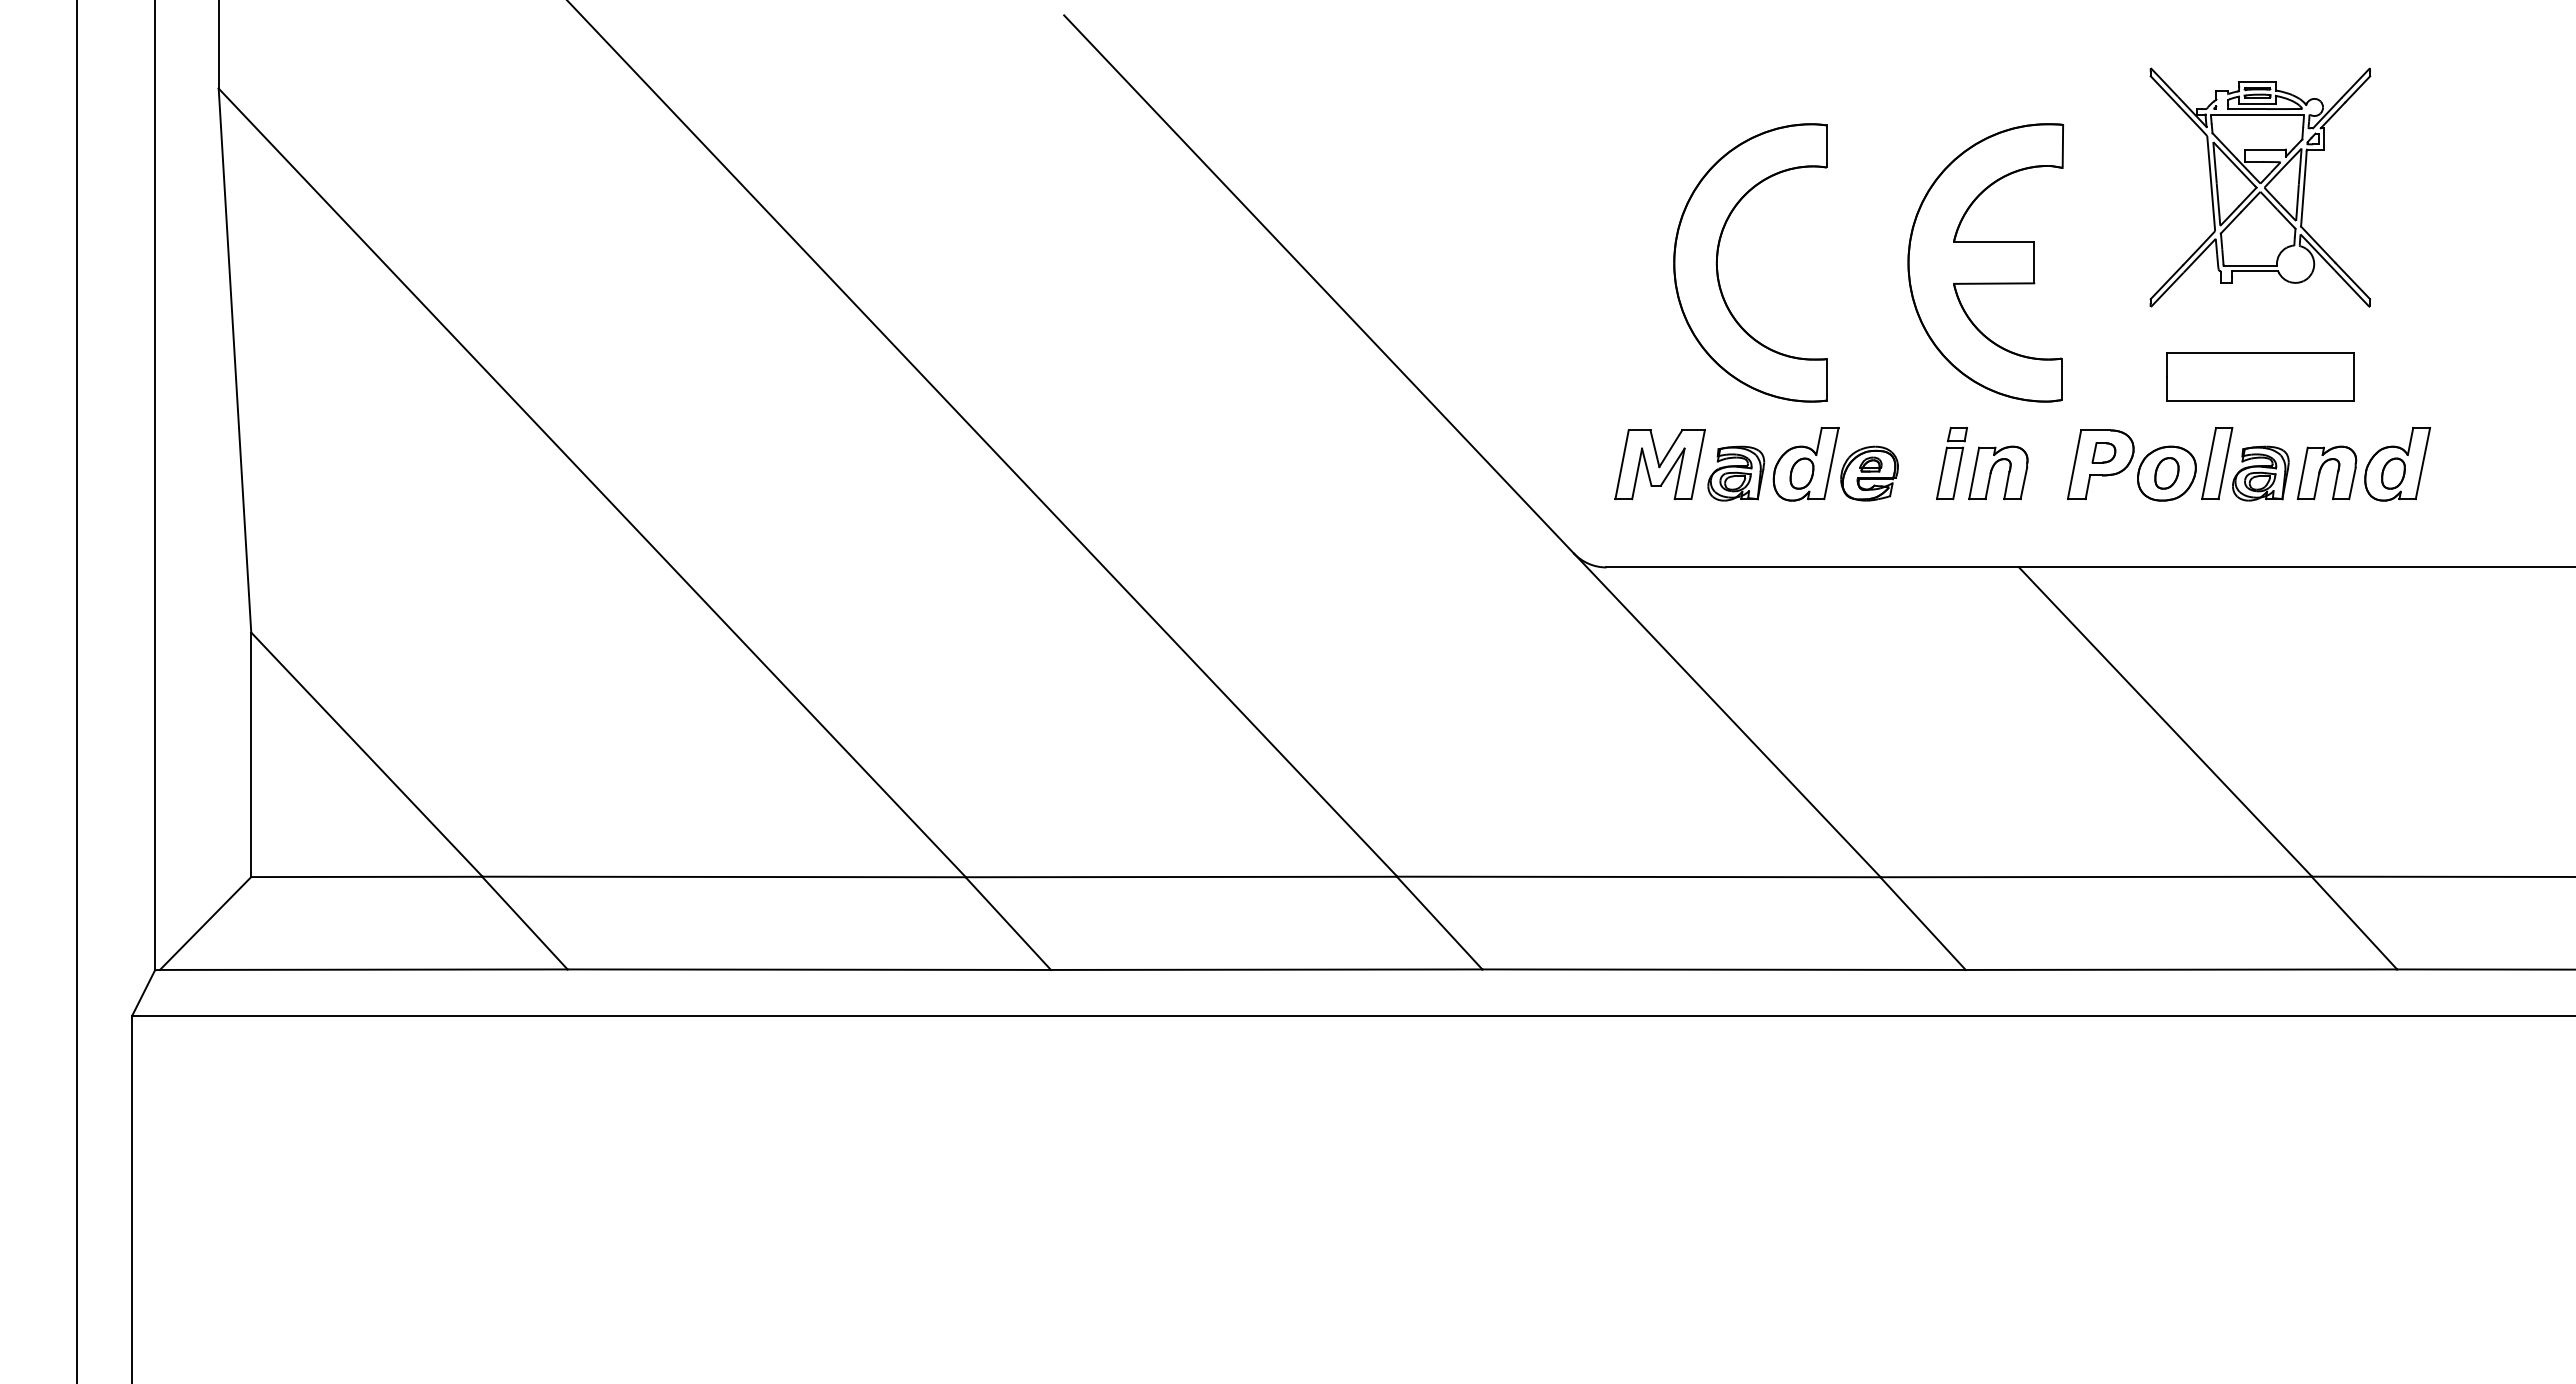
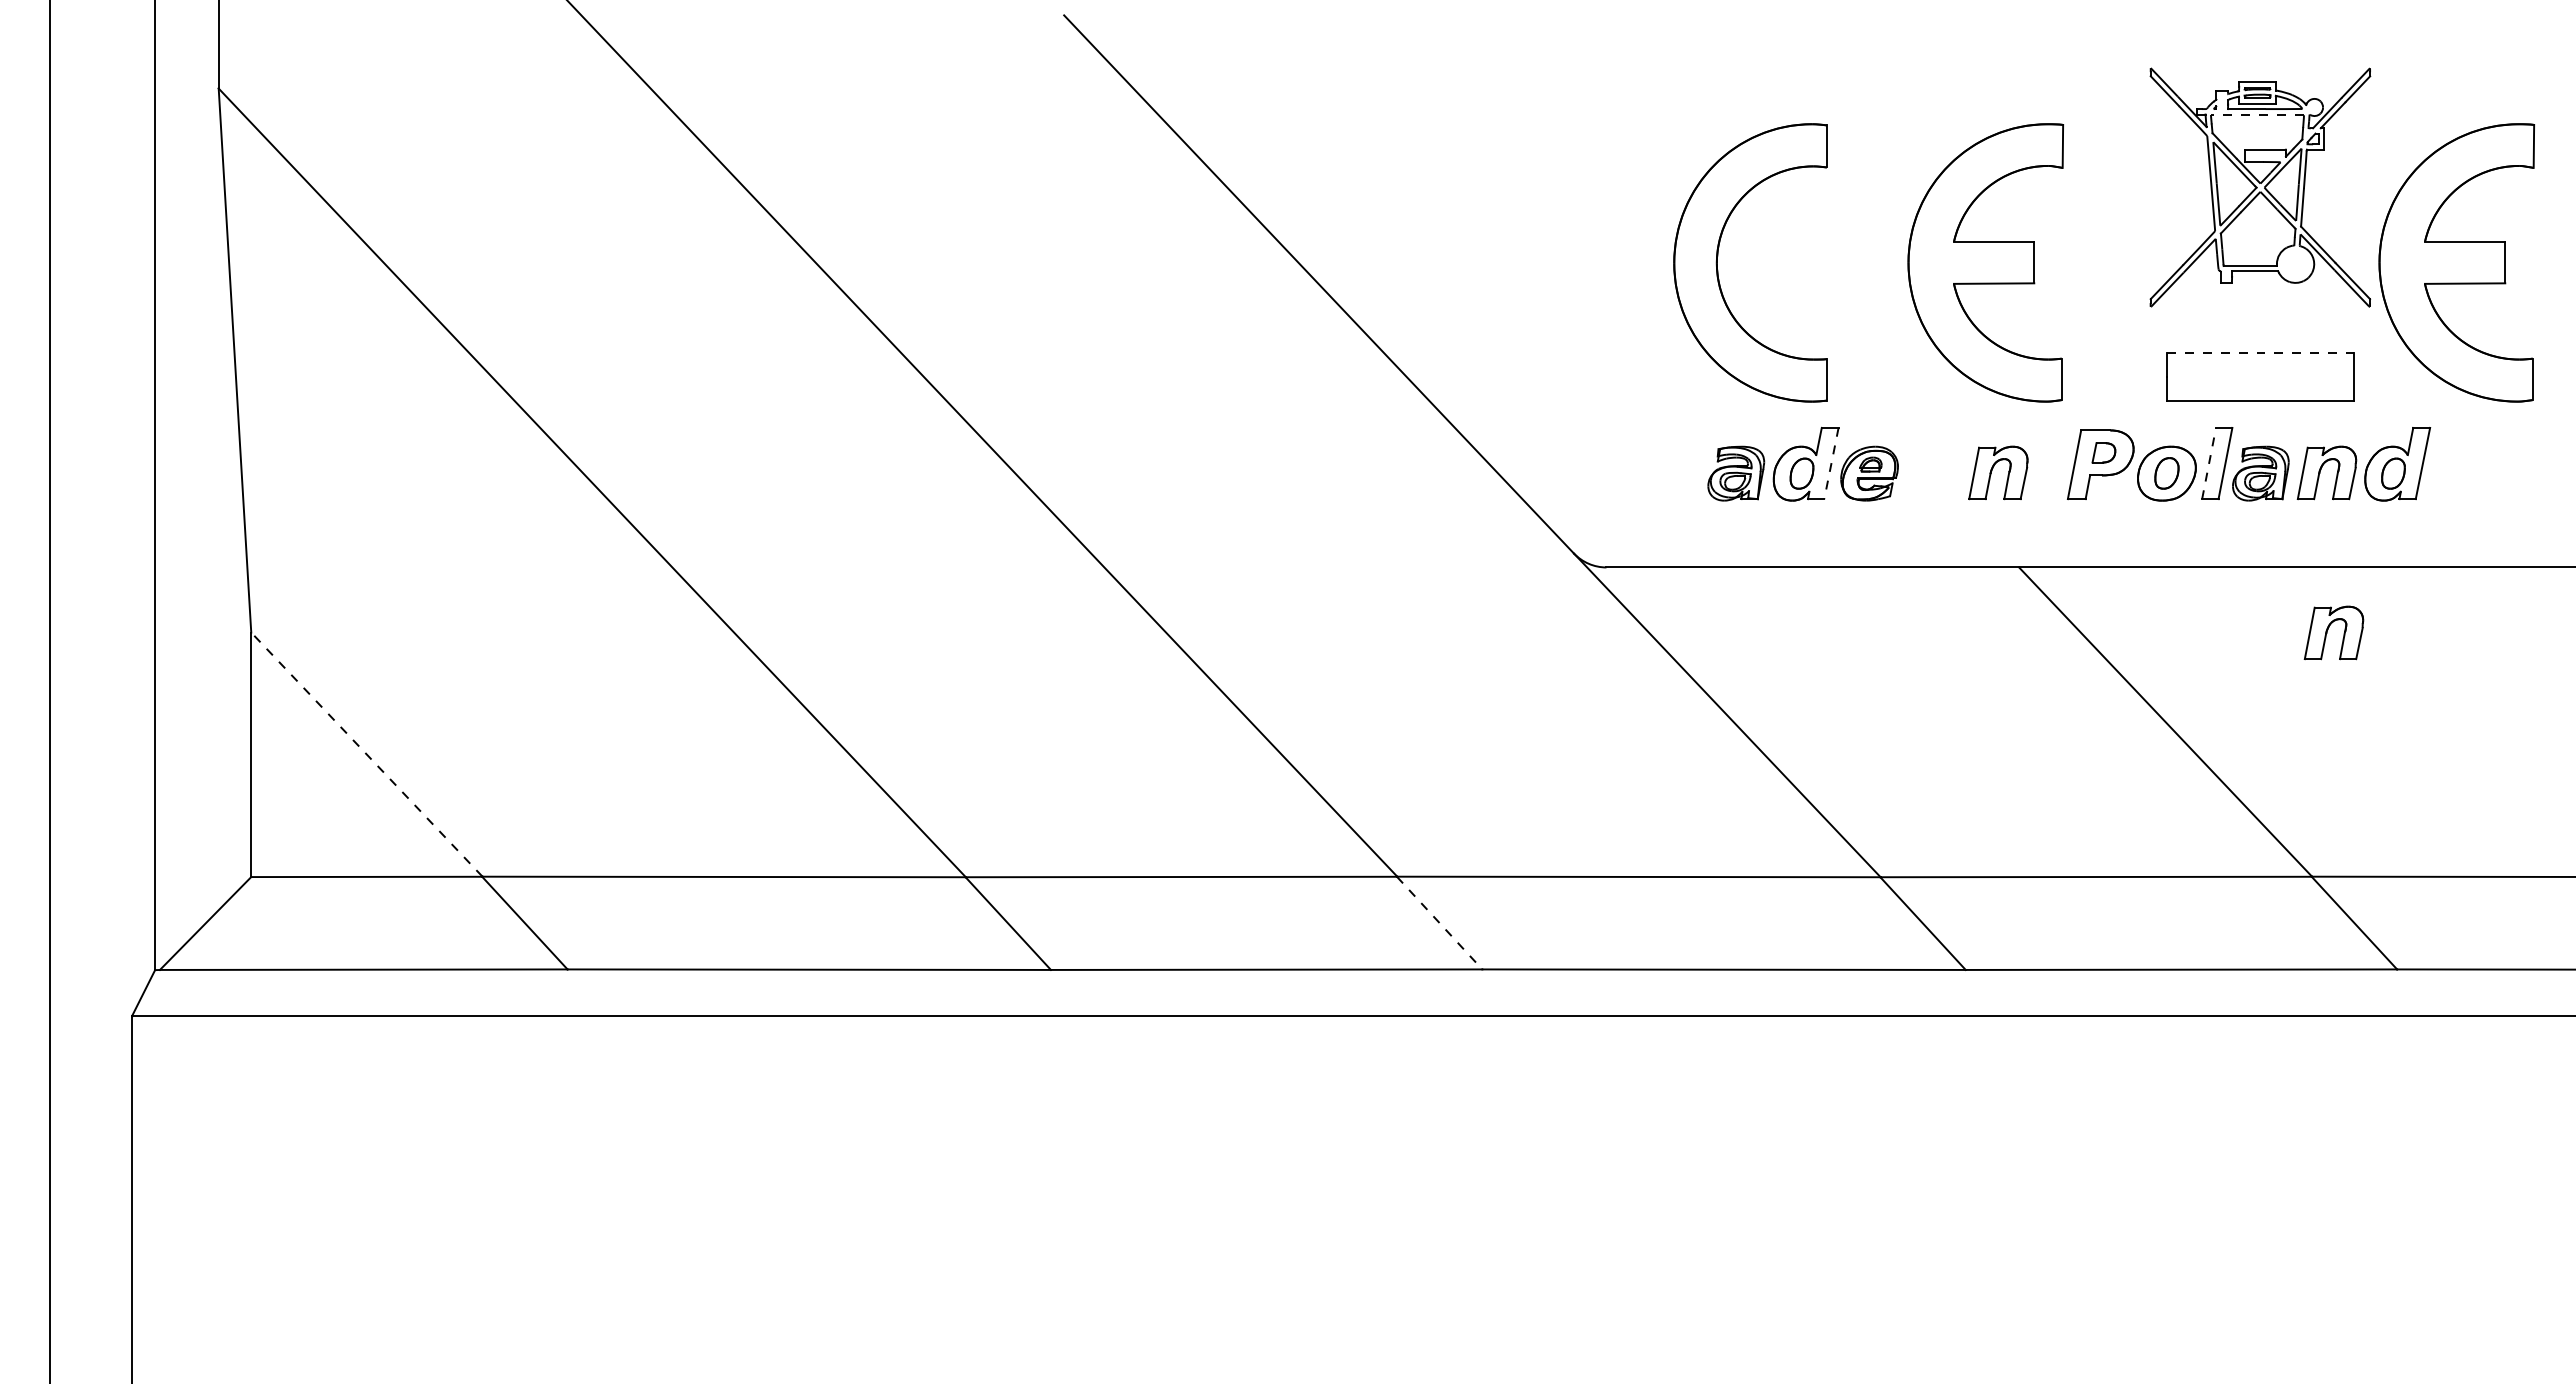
line: solid -> dashed (2257, 114)
part: none -> present (2456, 262)
line: solid -> dashed (2260, 353)
part: present -> none (1952, 463)
line: solid -> dashed (2209, 463)
part: present -> none (1659, 464)
line: solid -> dashed (1831, 464)
part: none -> present (2333, 632)
line position: (77, 691) -> (50, 691) (50, 691)
line: solid -> dashed (366, 754)
line: solid -> dashed (1439, 923)
